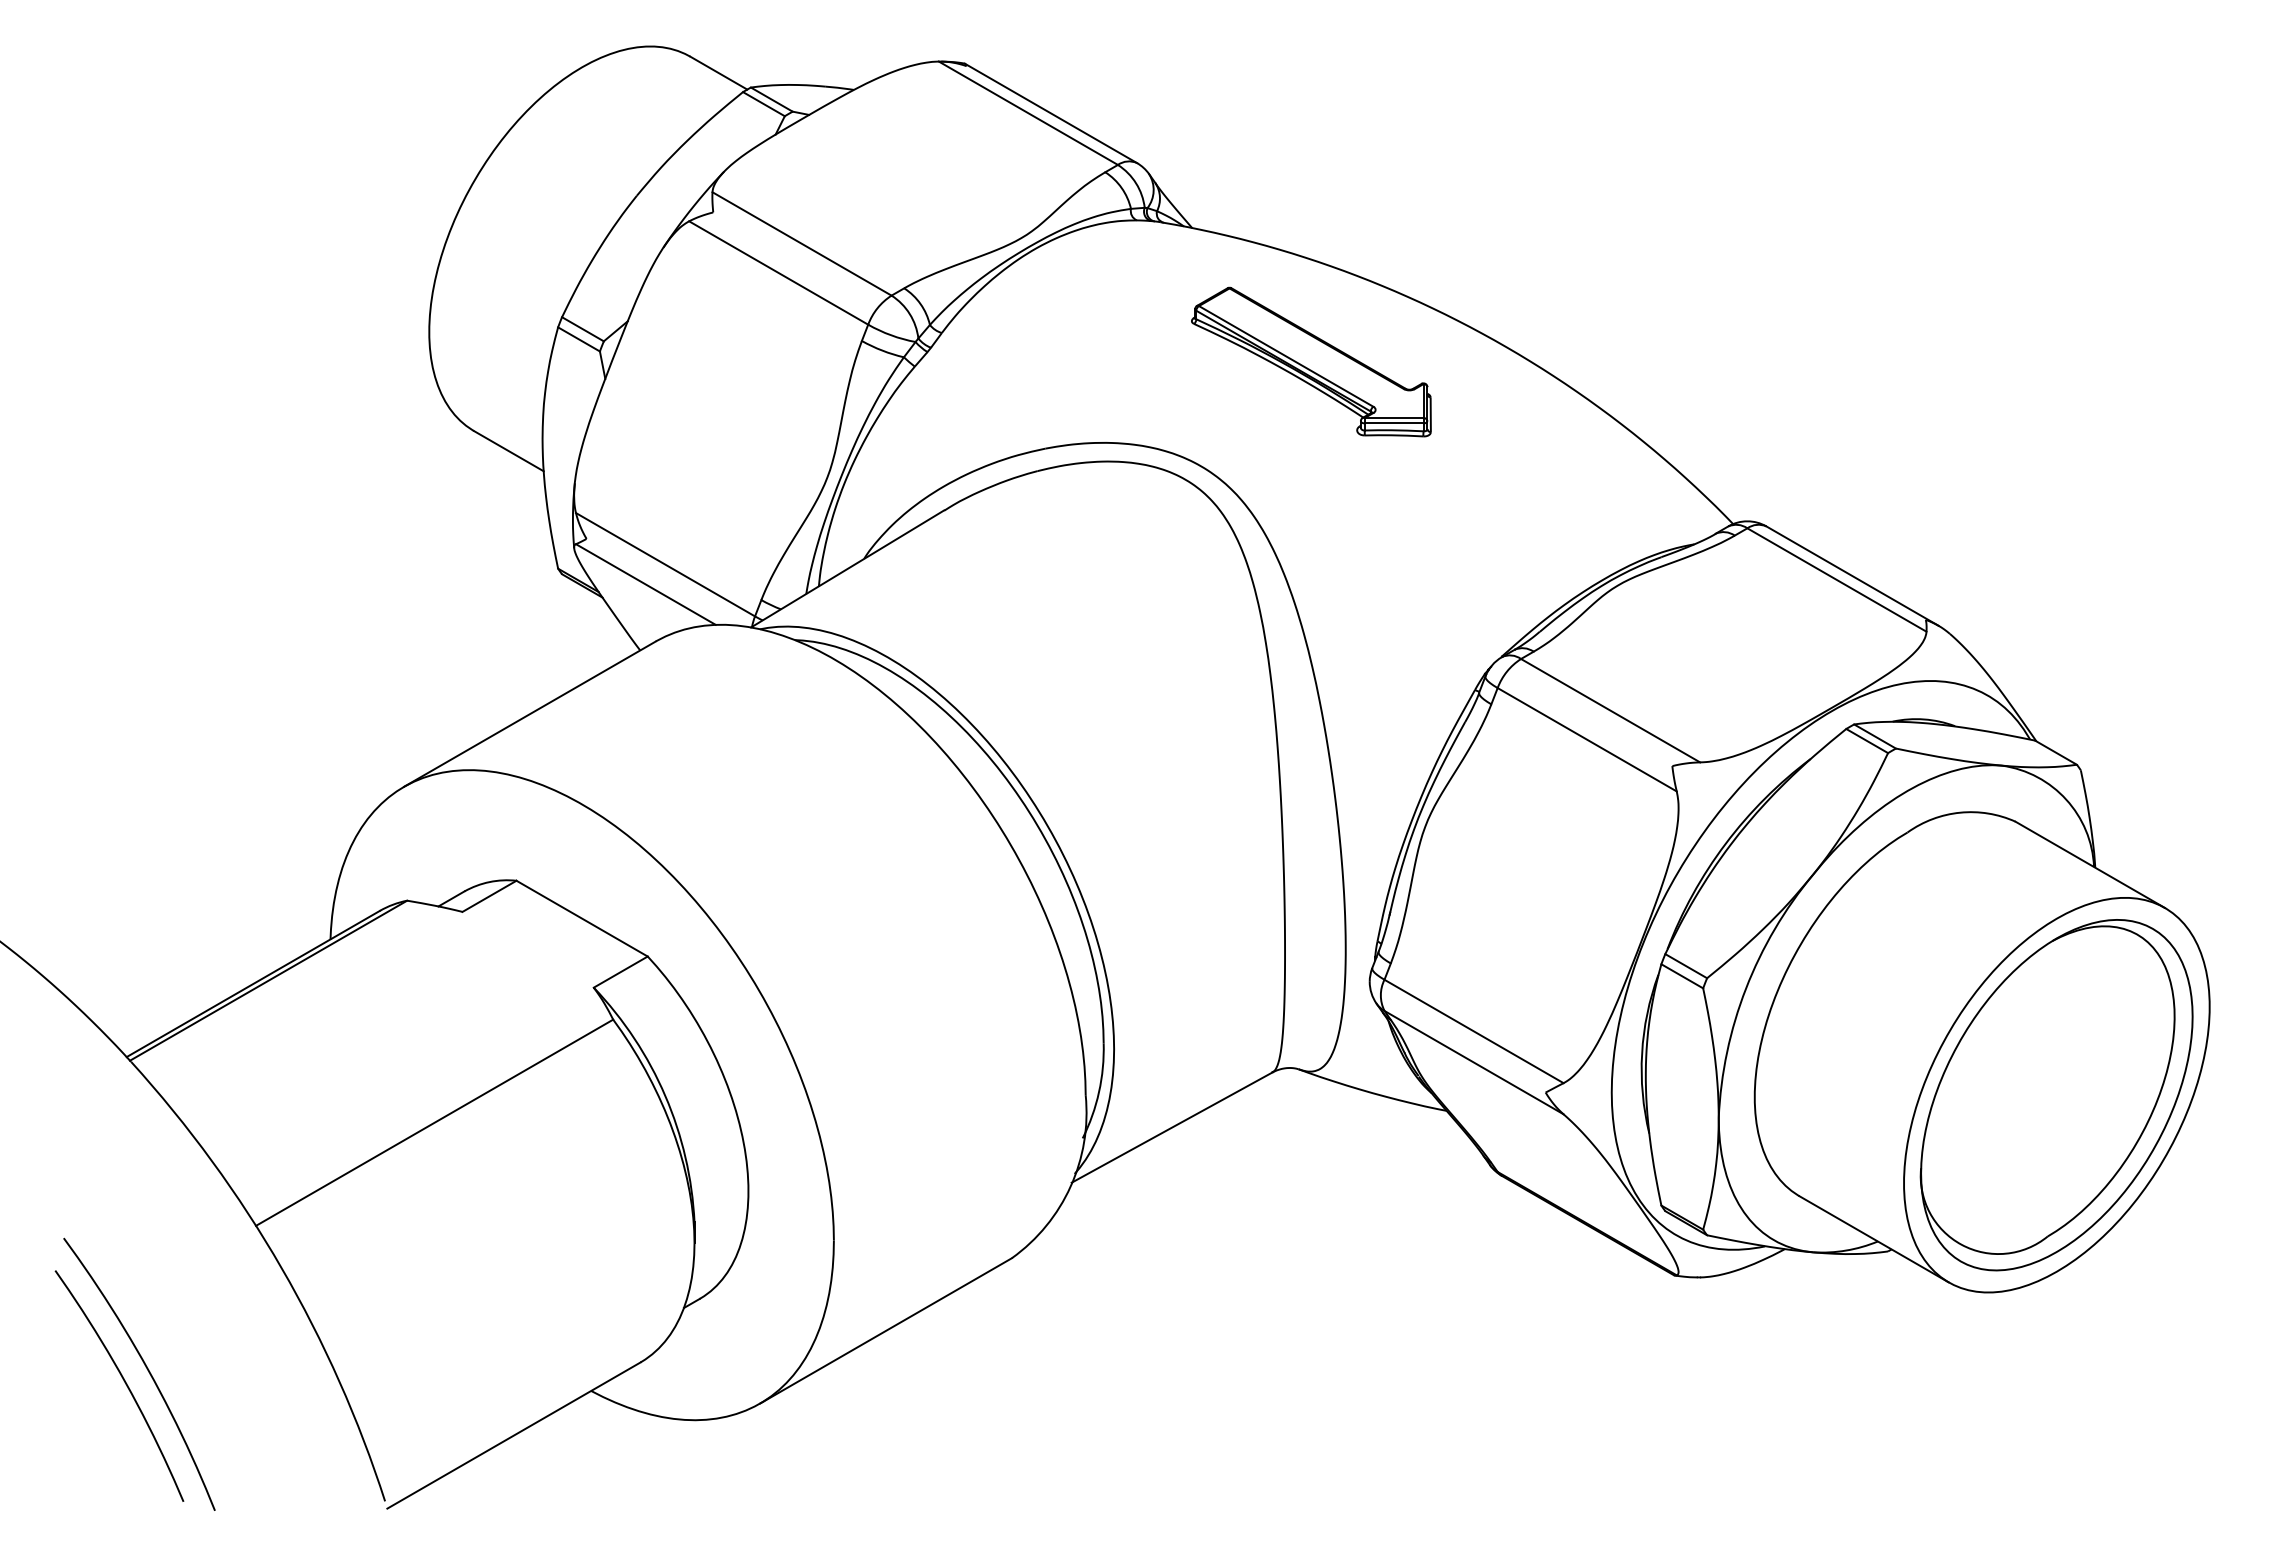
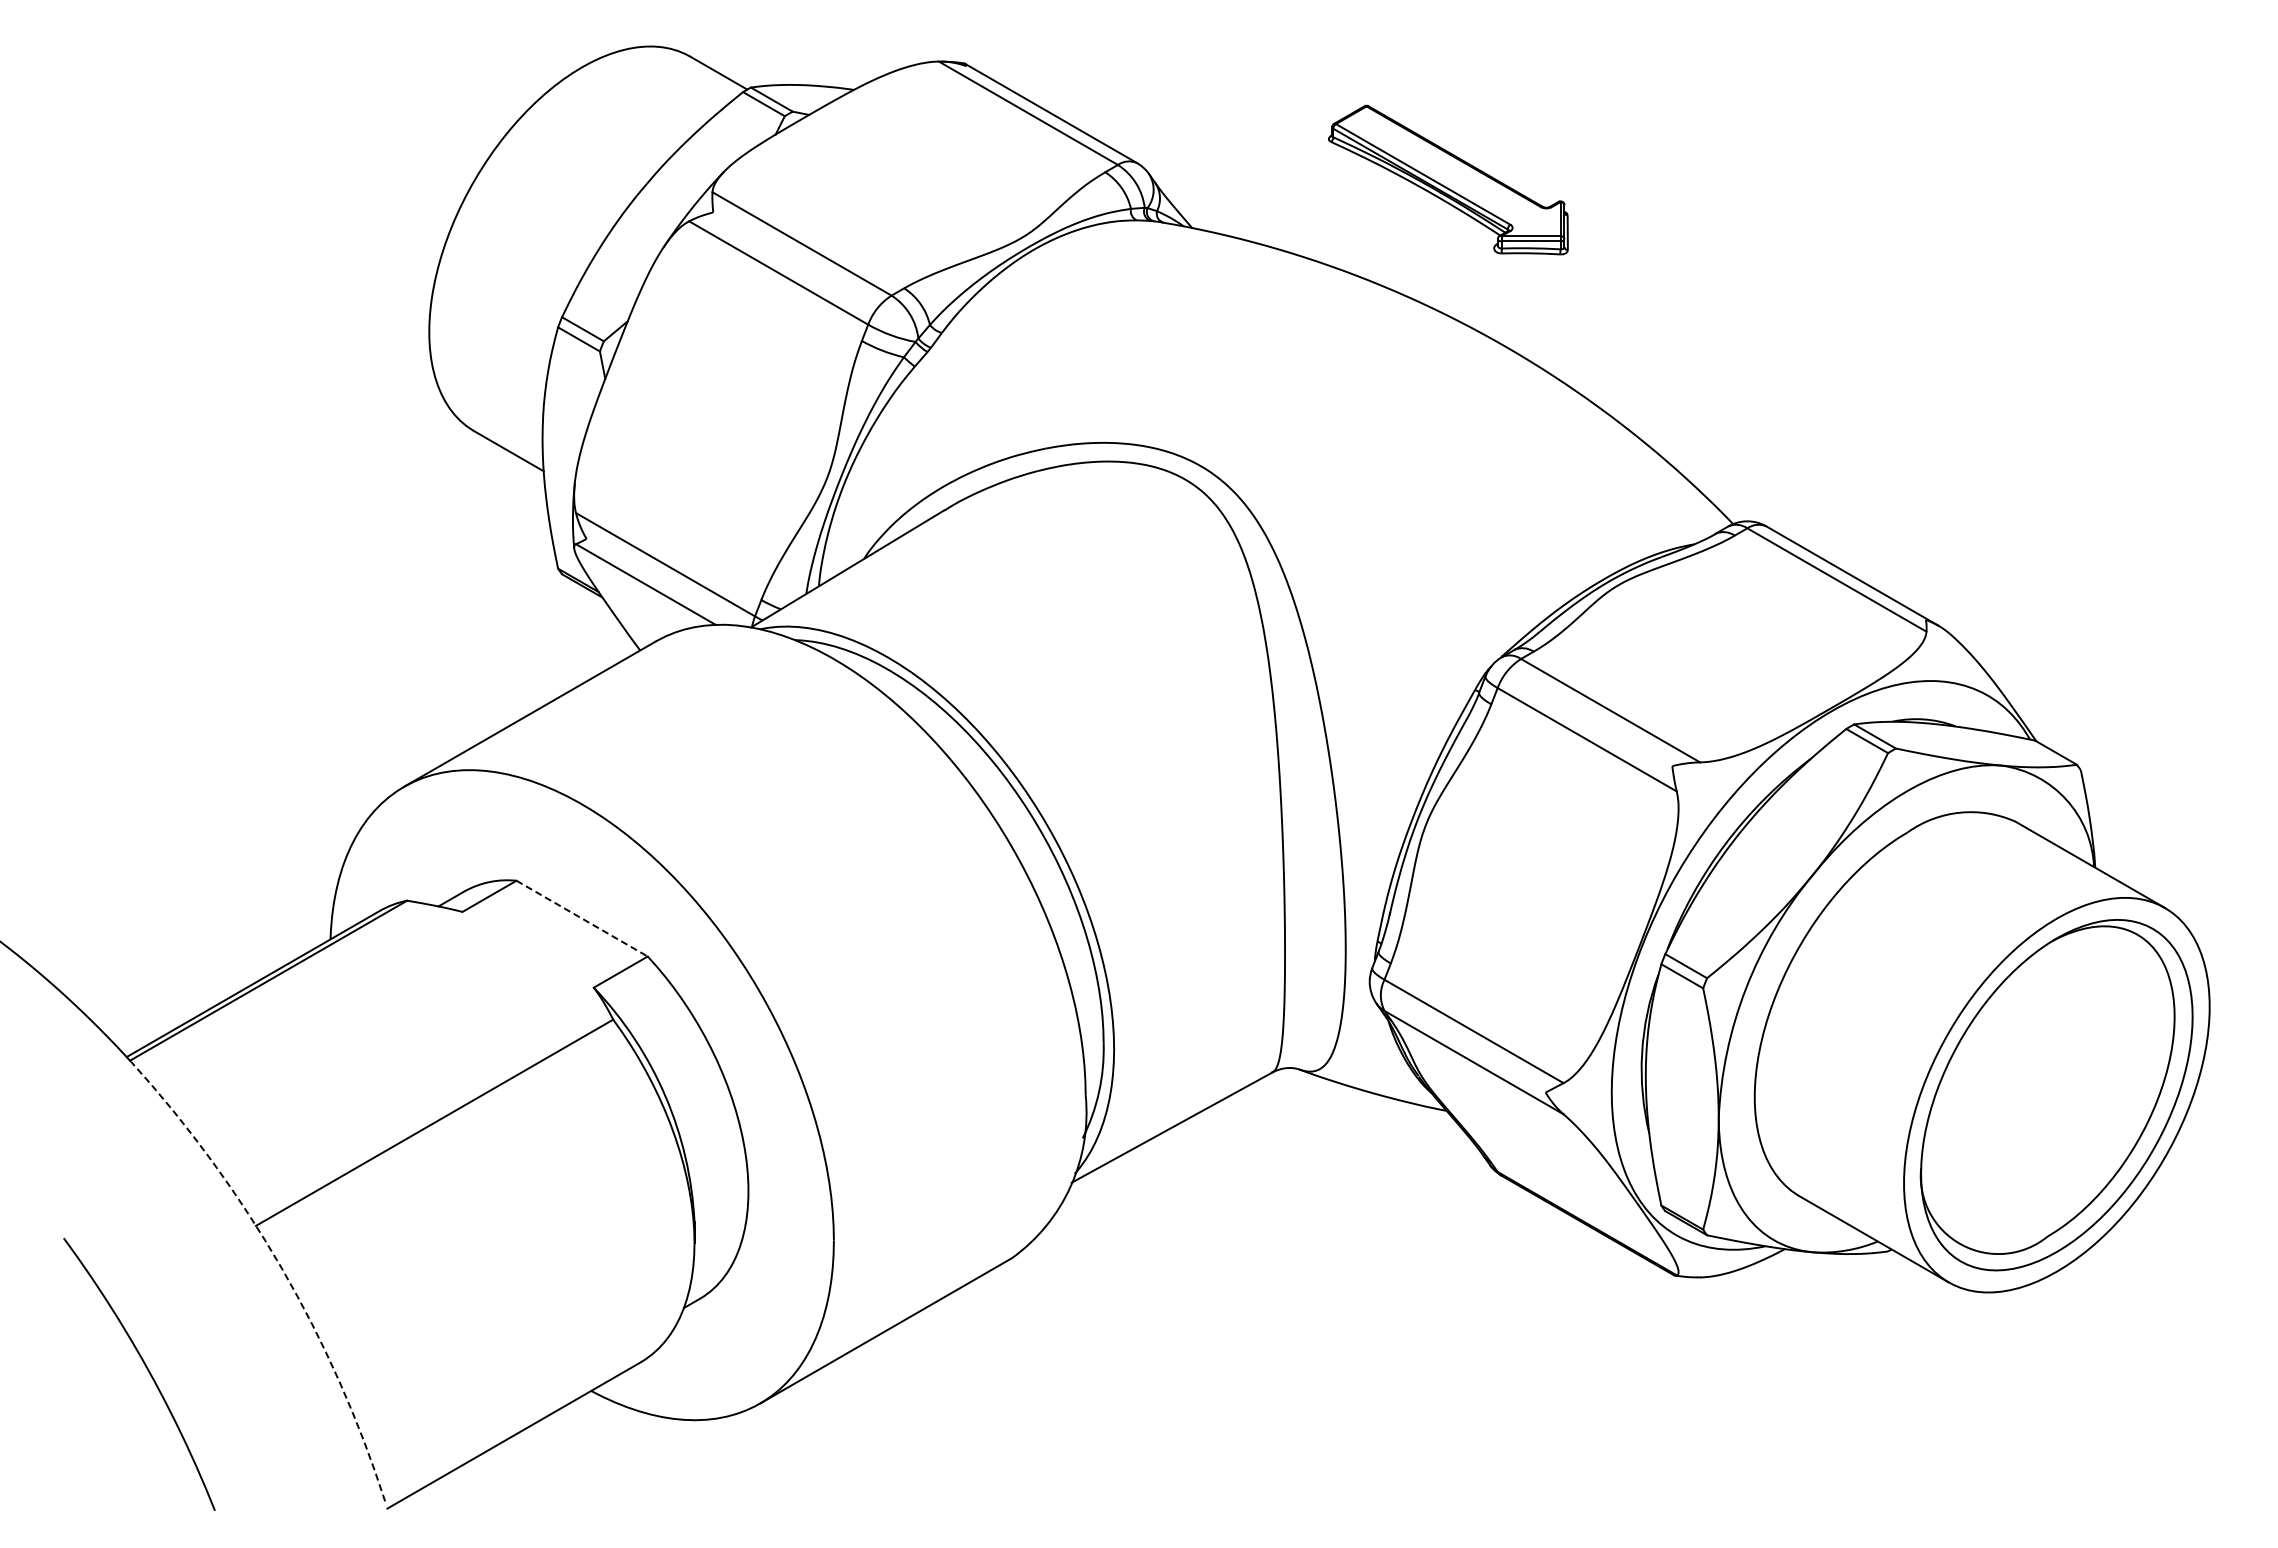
part position: (1311, 361) -> (1448, 179) (1448, 179)
line: solid -> dashed (582, 918)
arc: solid -> dashed (281, 1268)
curve: present -> none (123, 1381)
